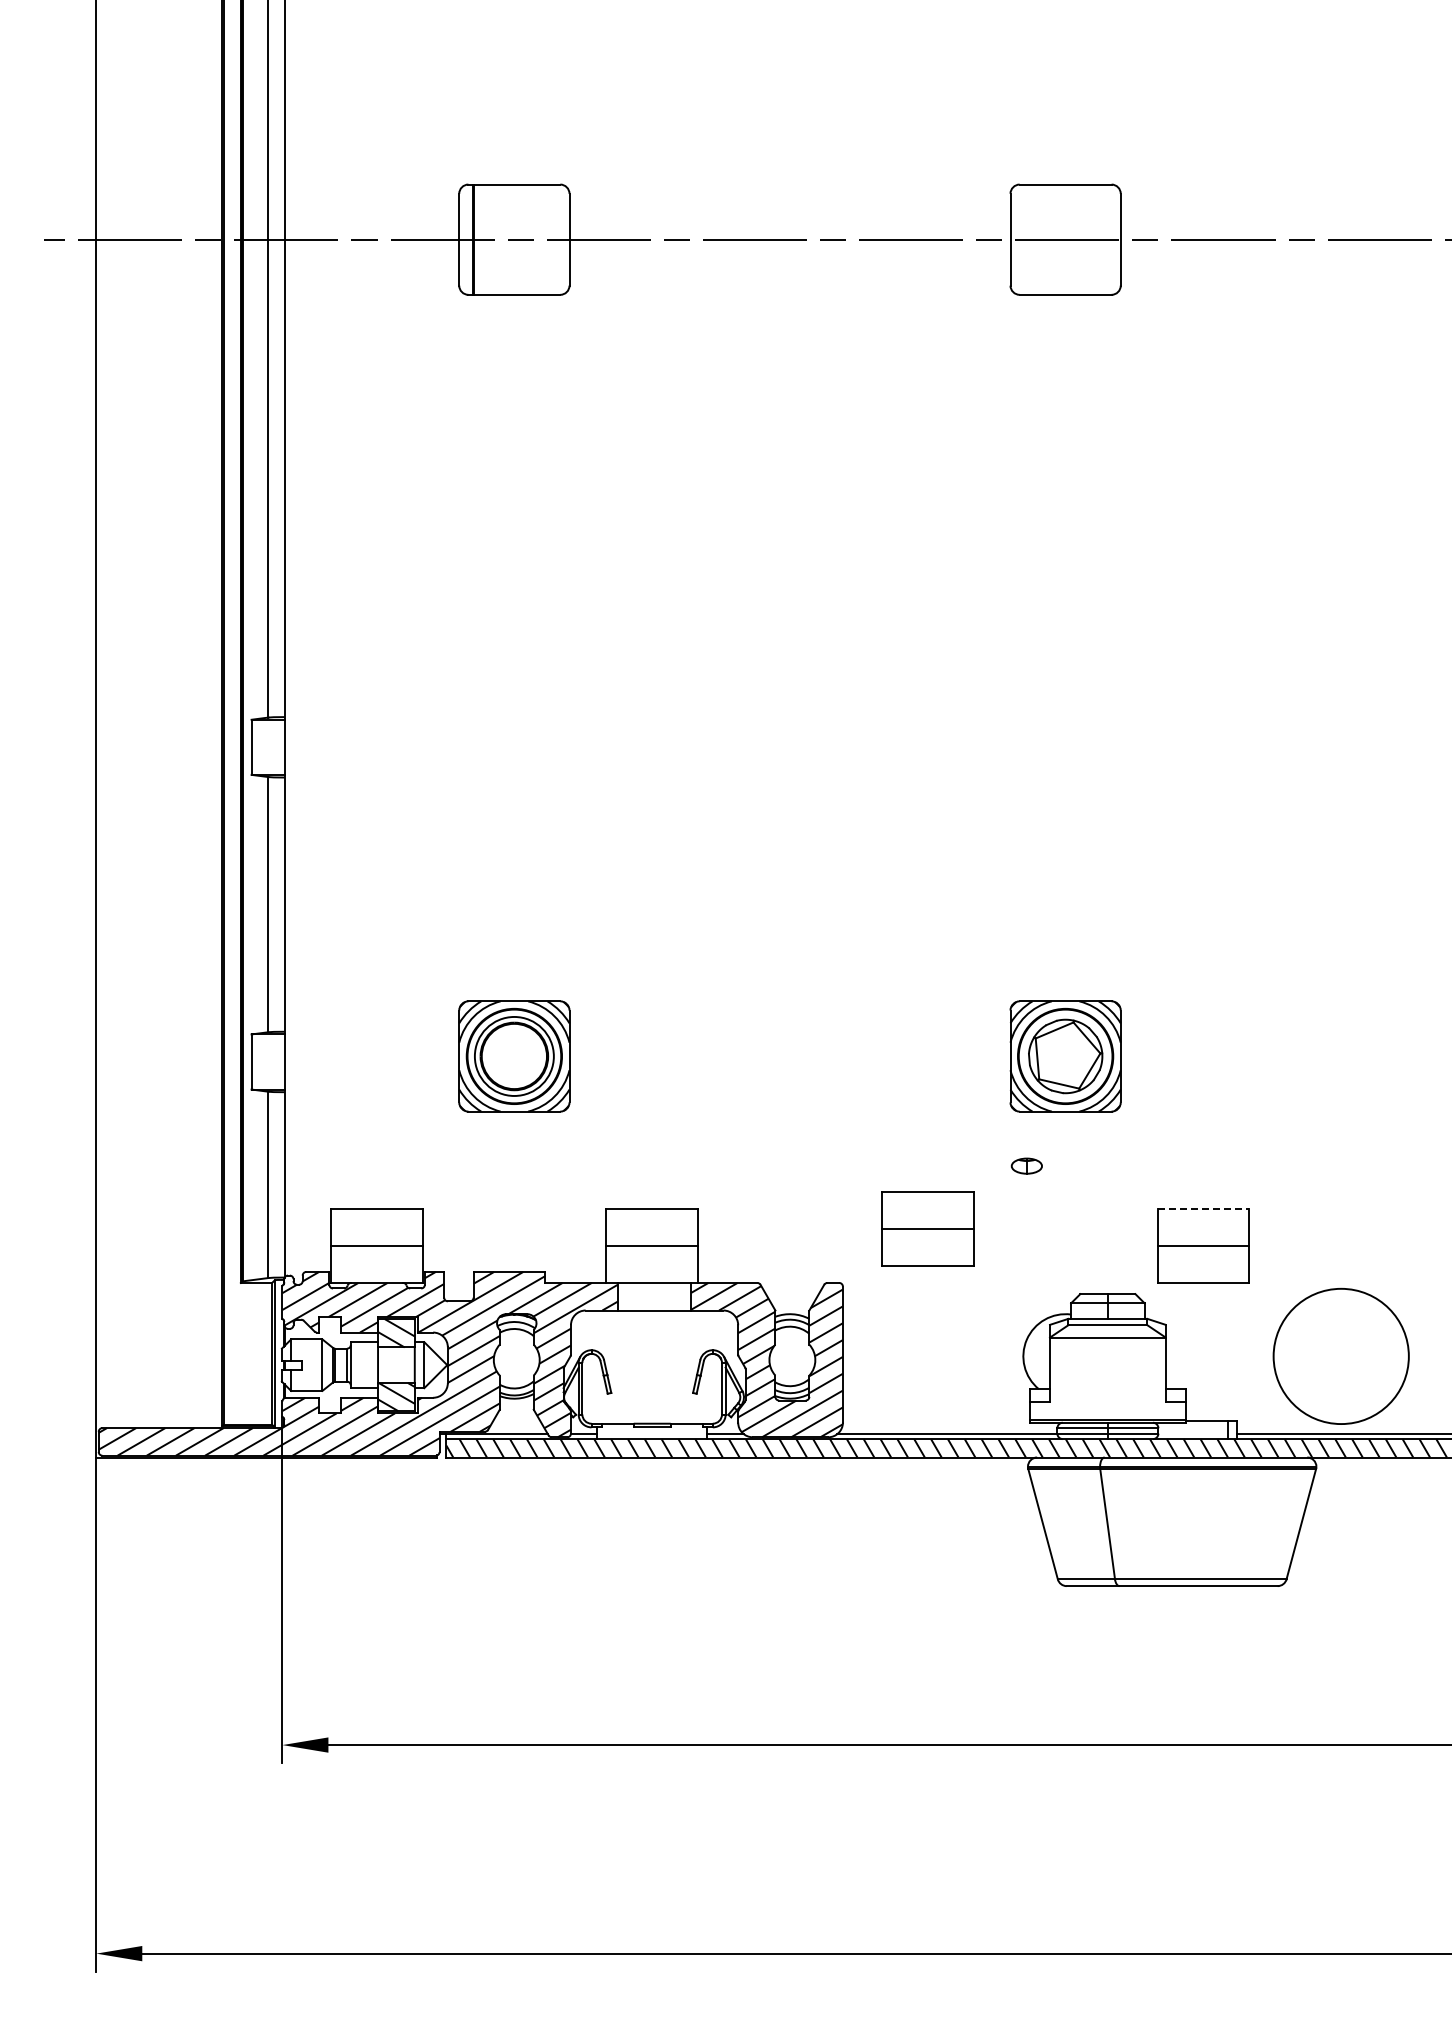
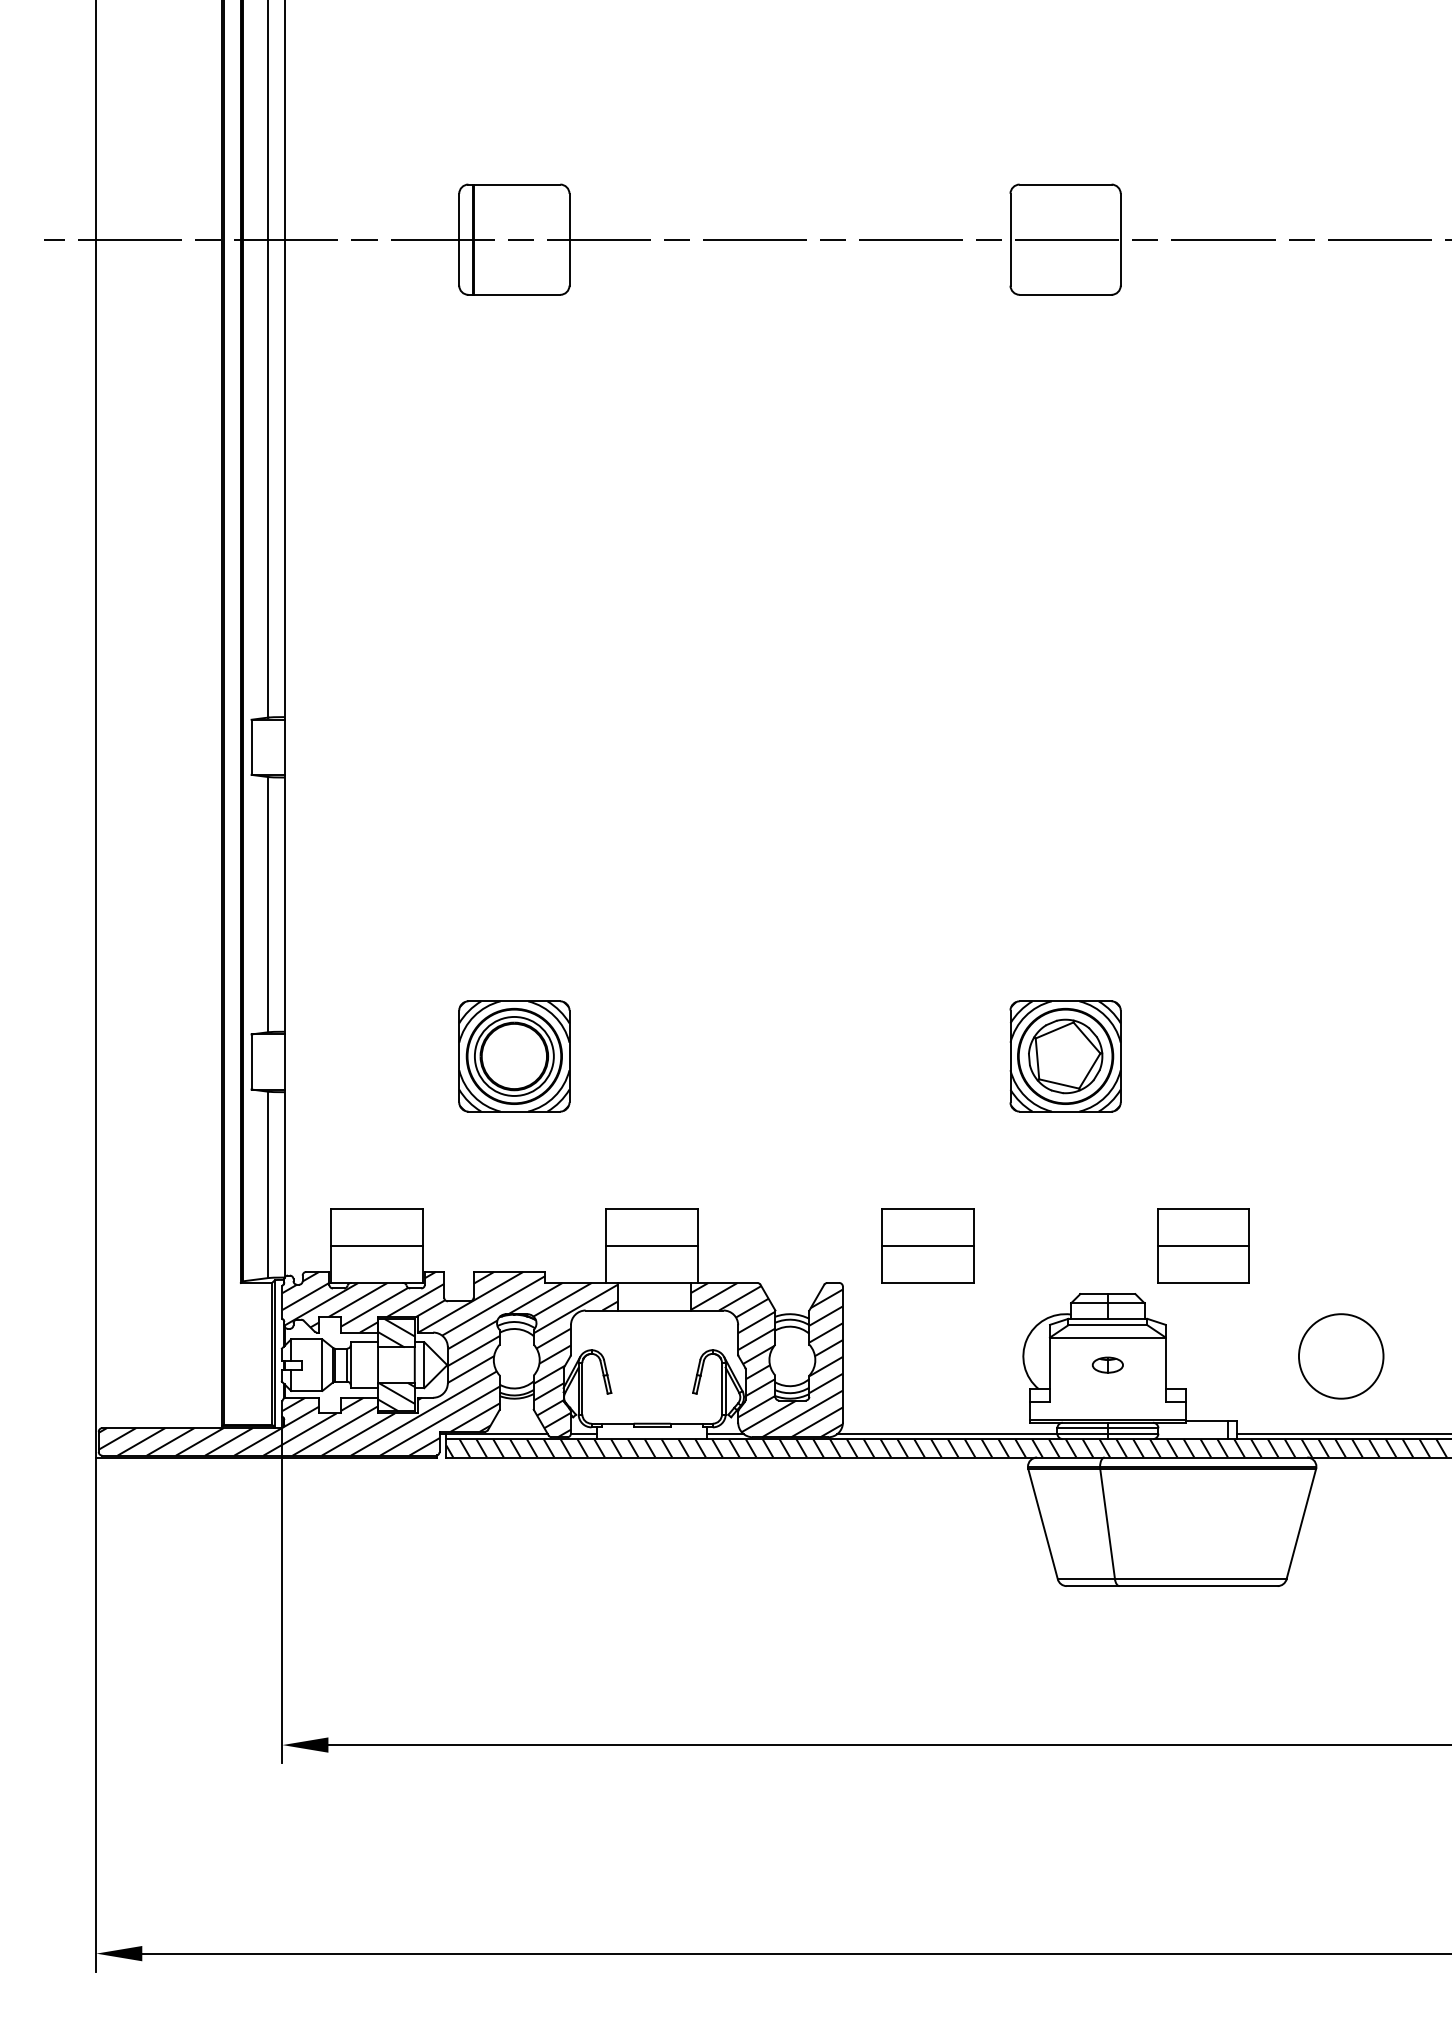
part position: (1026, 1165) -> (1107, 1364) (1107, 1364)
line: dashed -> solid (1203, 1209)
part position: (927, 1228) -> (927, 1245) (927, 1245)
circle diameter: 135 px -> 85 px (1340, 1356)
